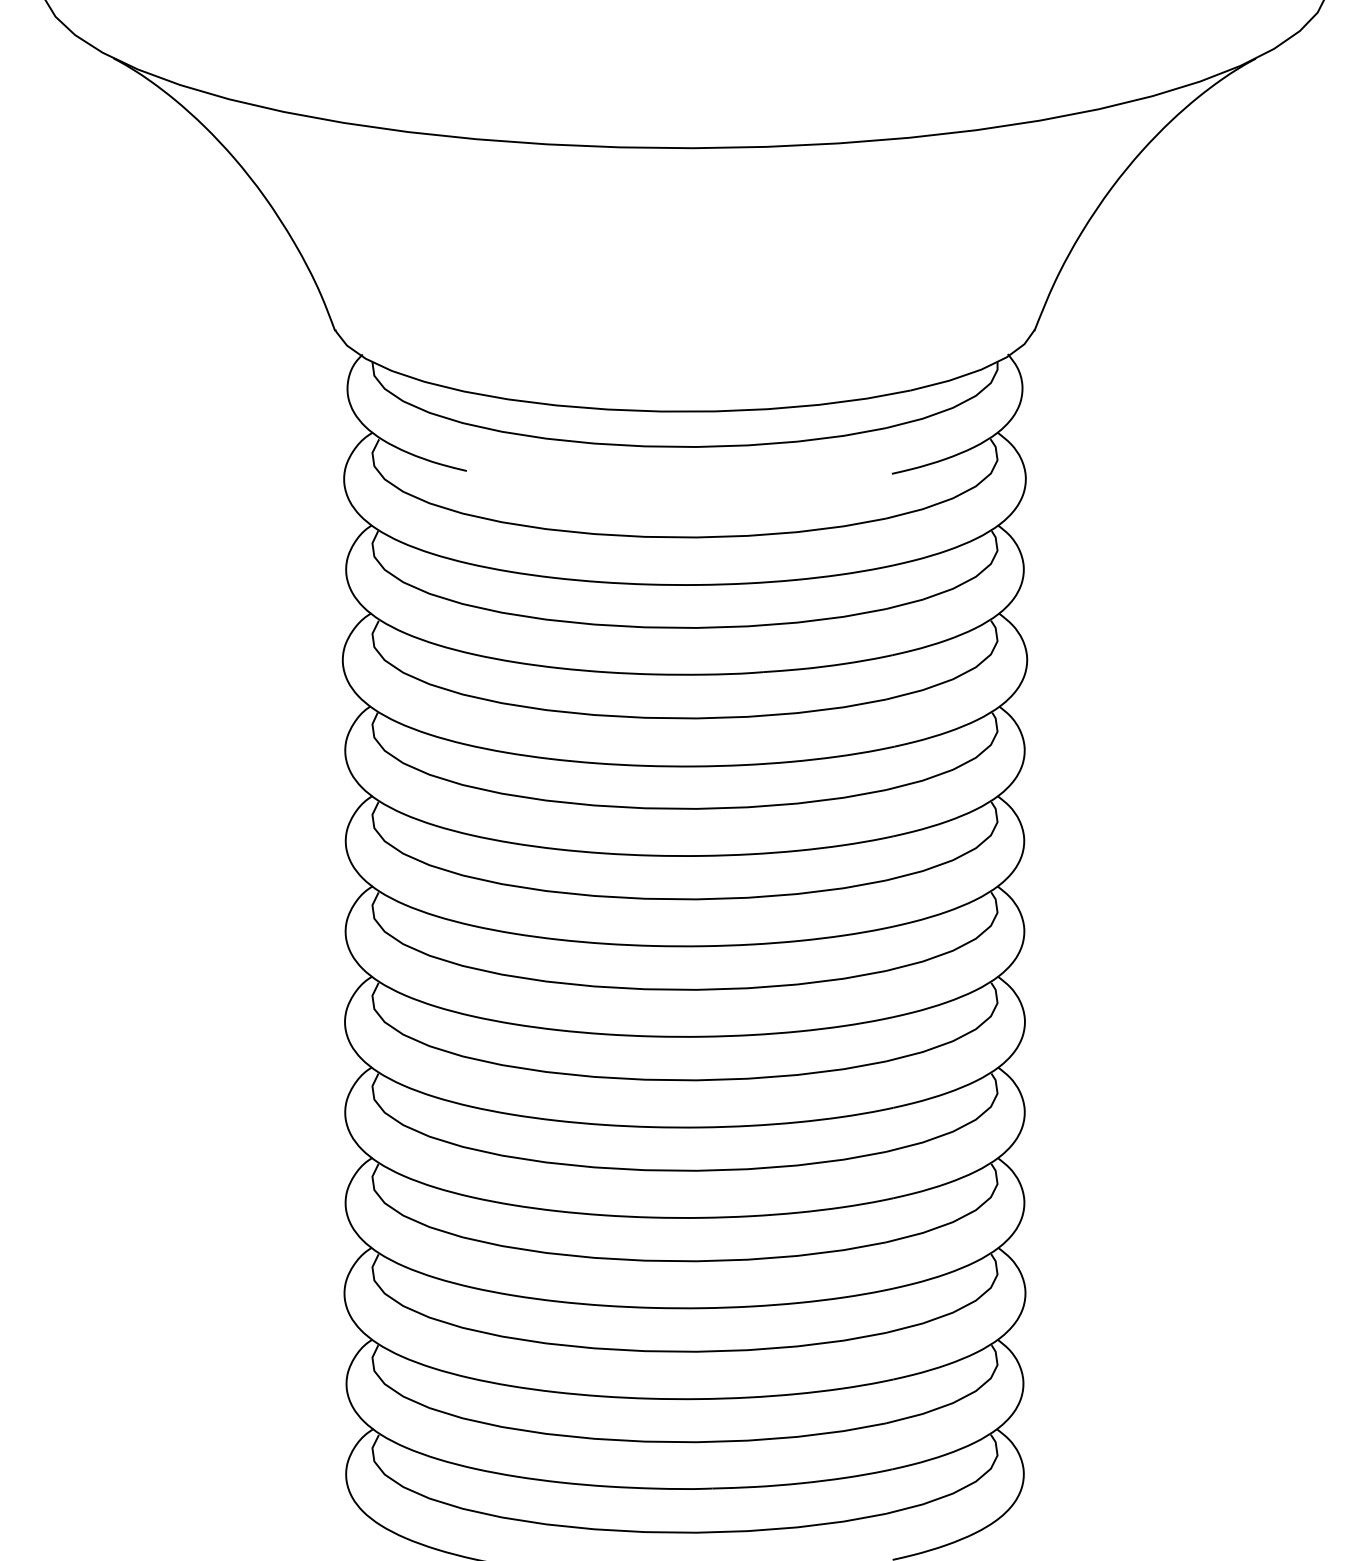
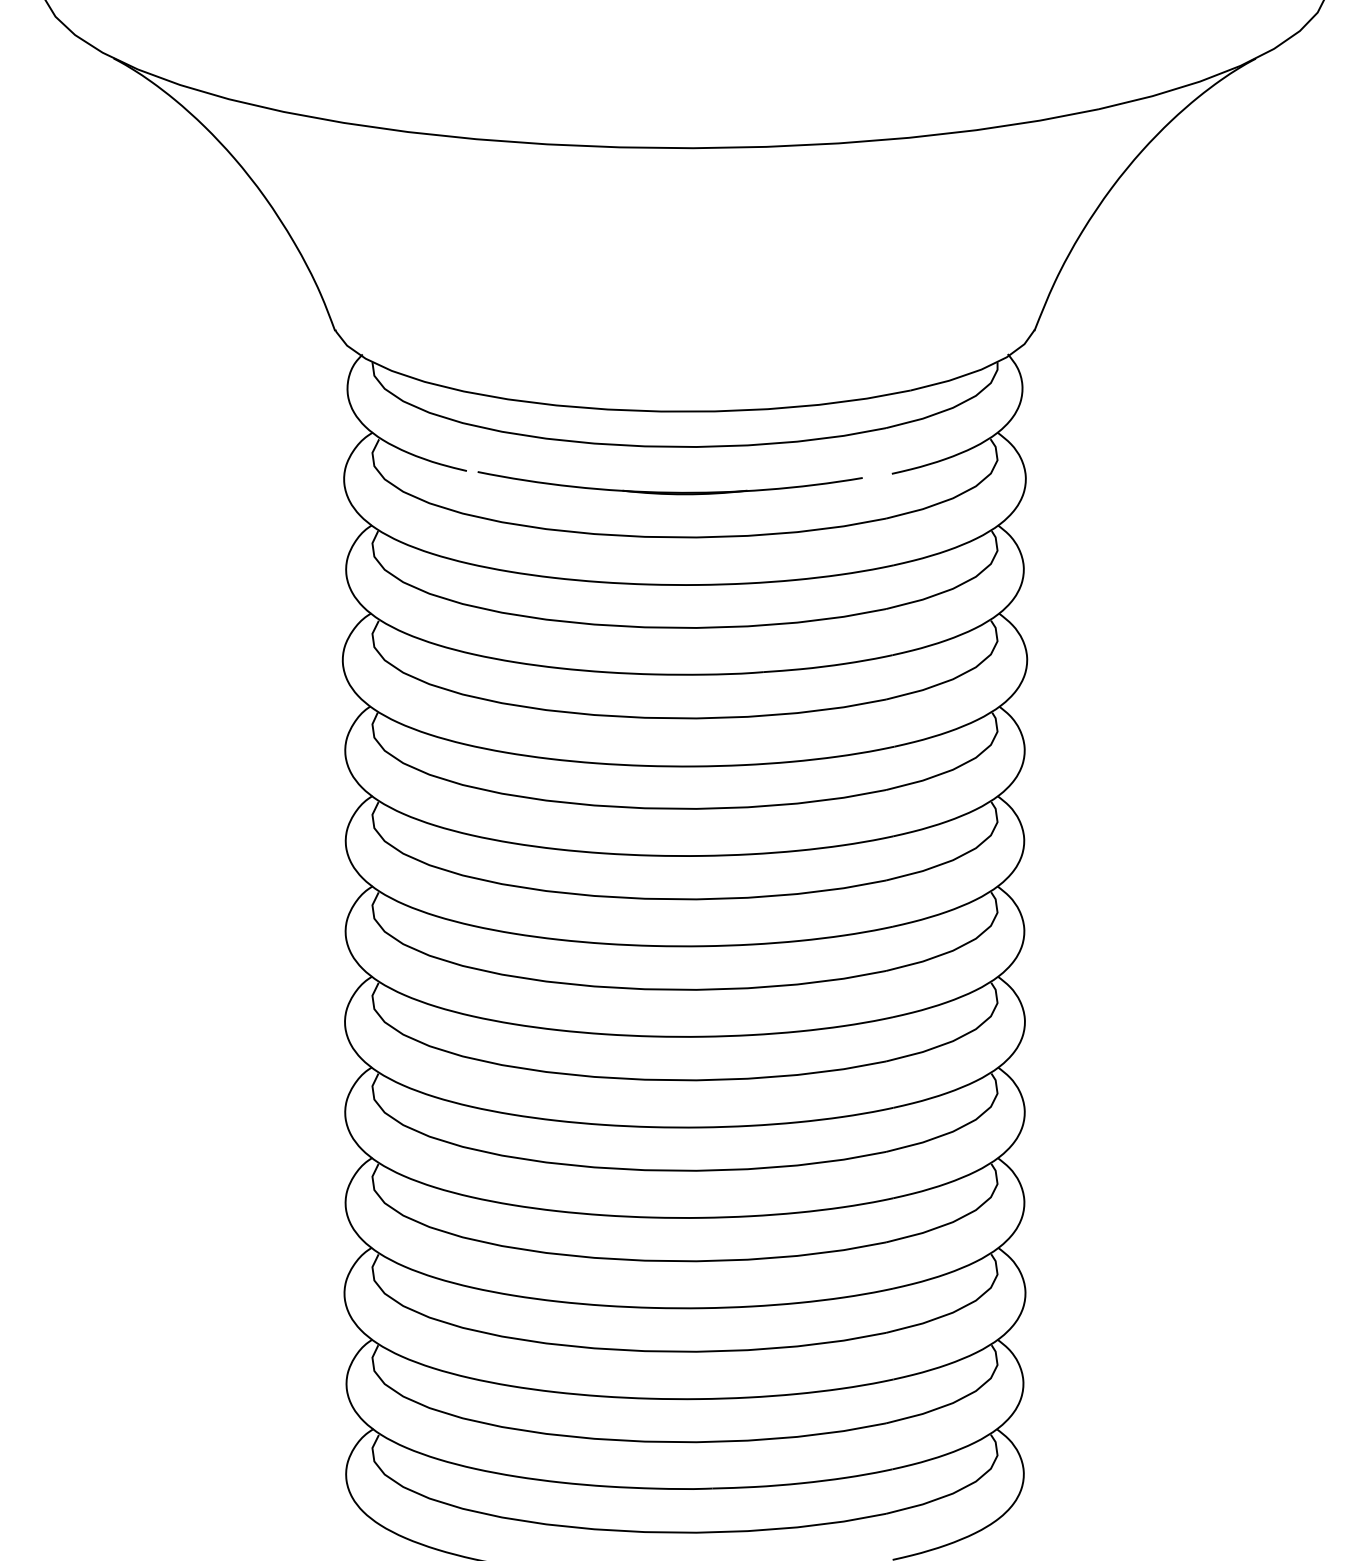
part: none -> present (669, 491)
